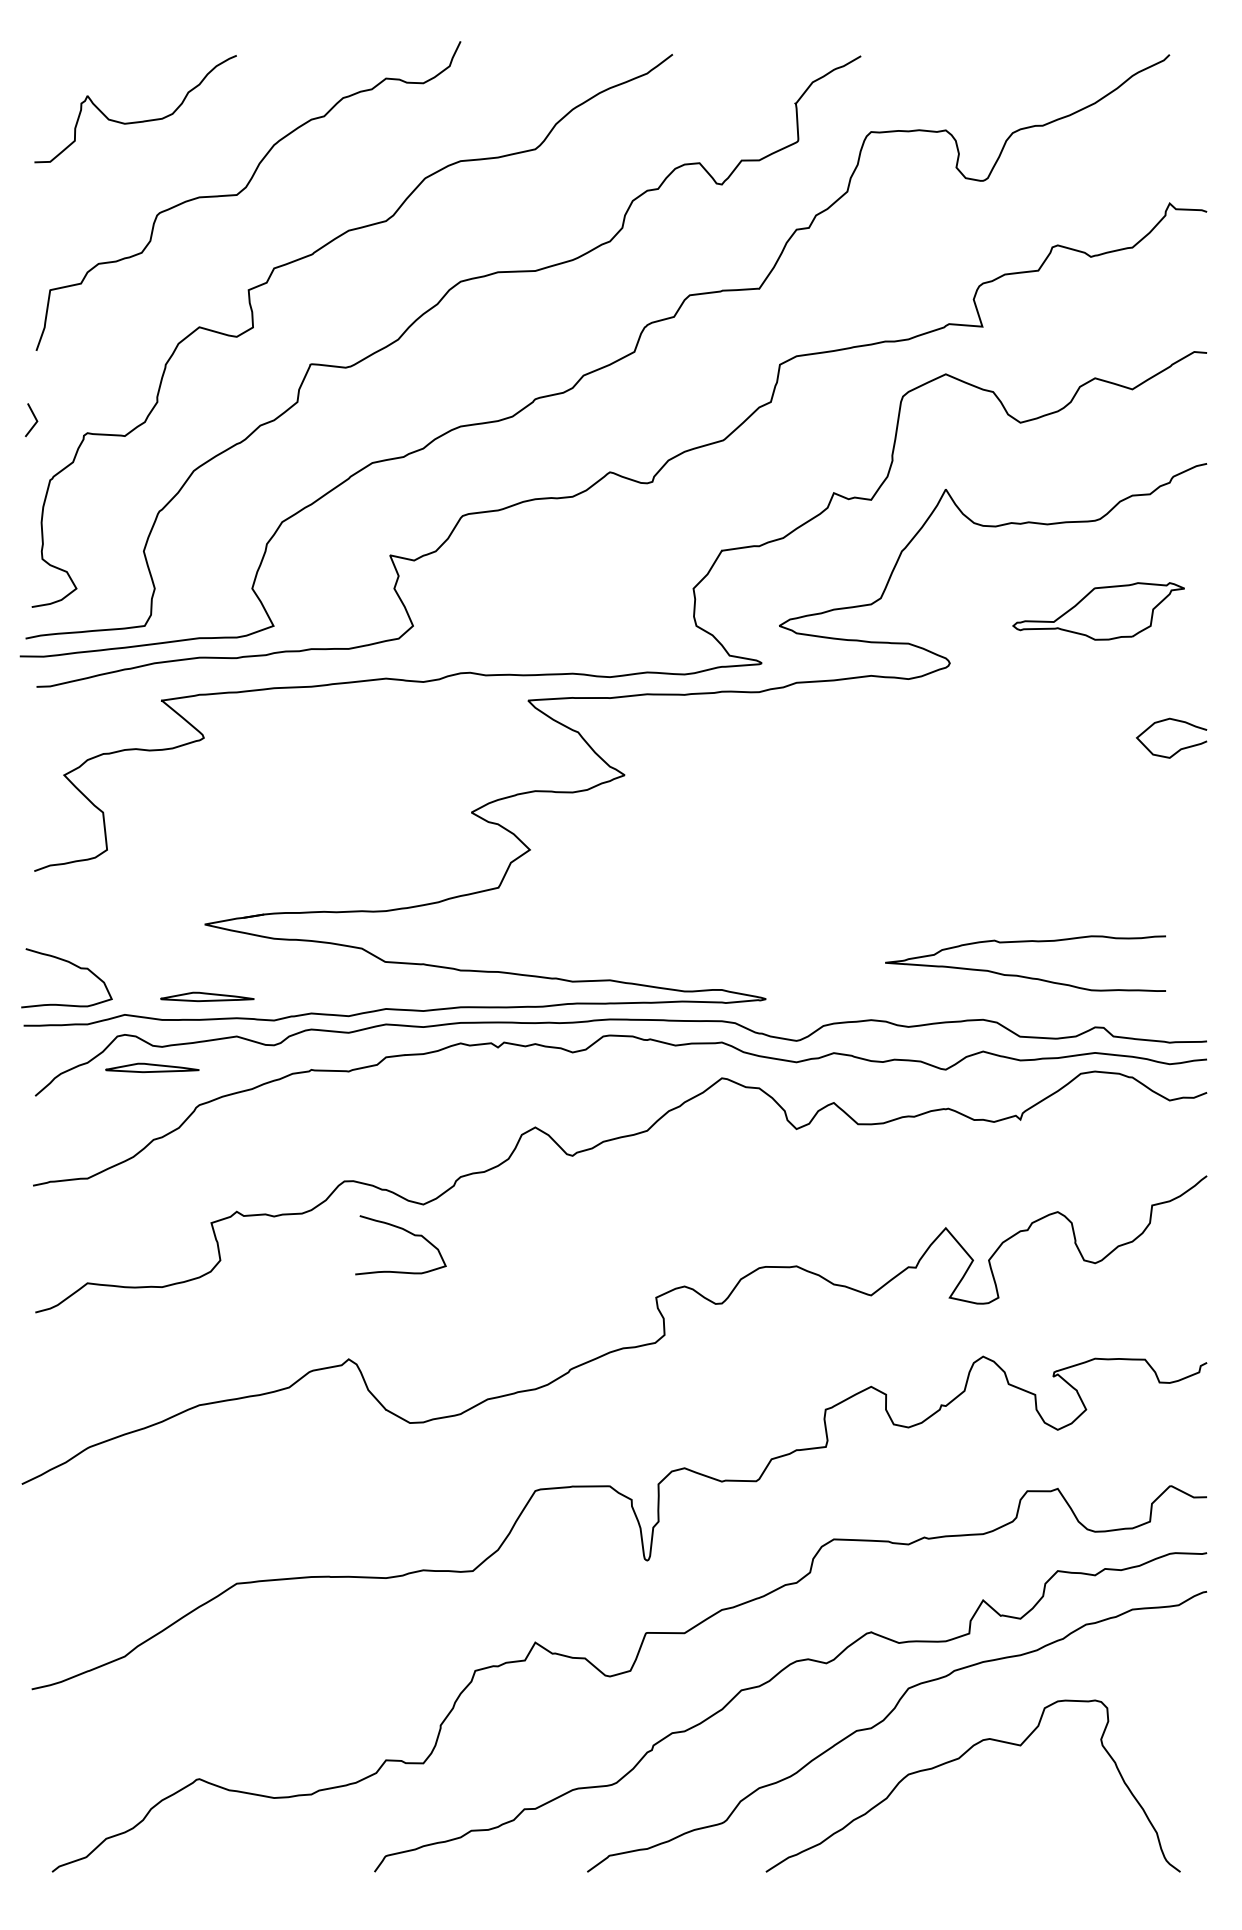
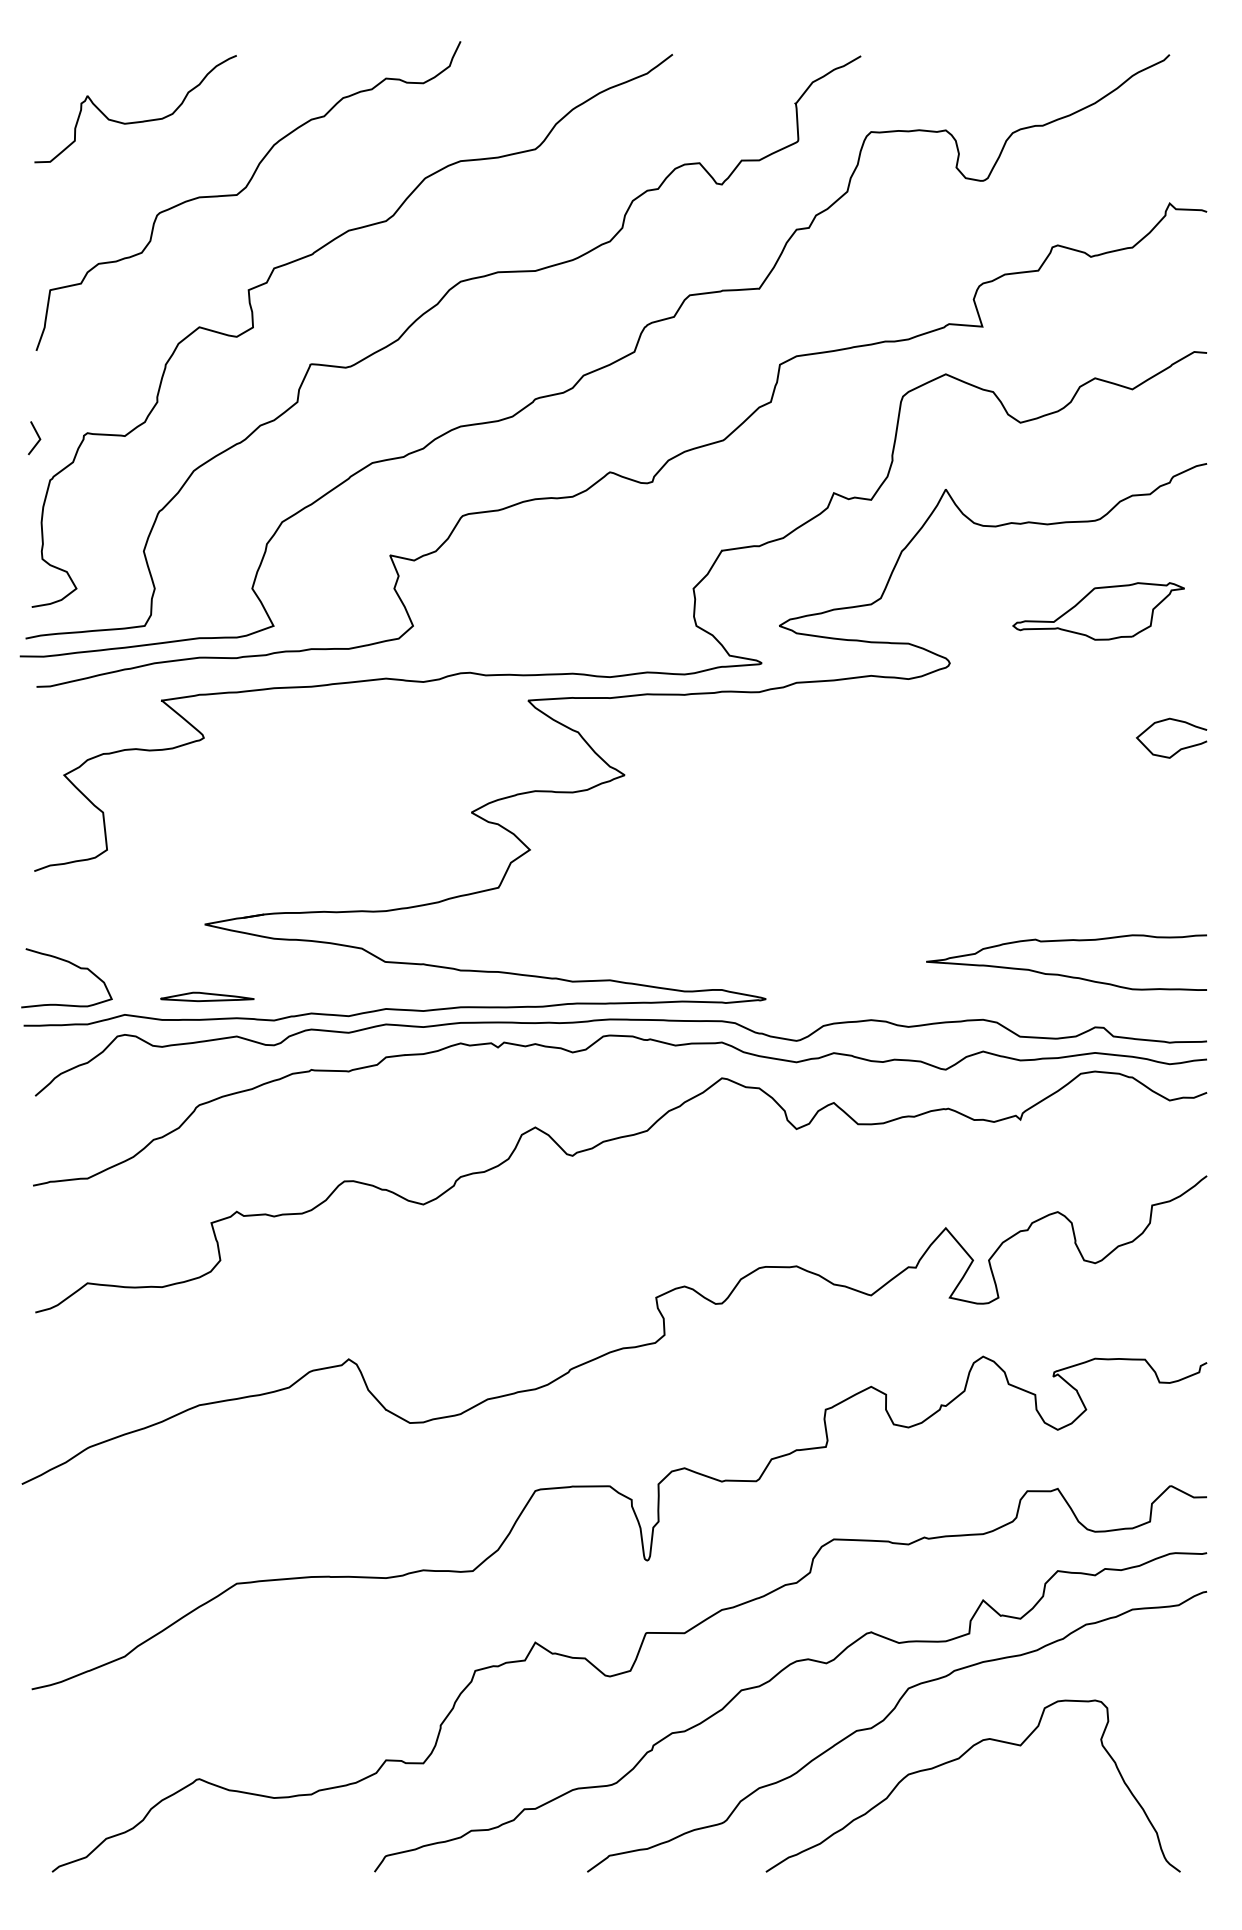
line position: (34, 418) -> (37, 436) (37, 436)
curve position: (1022, 975) -> (1063, 974) (1063, 974)
part: present -> none (152, 1067)
curve: present -> none (407, 1232)
